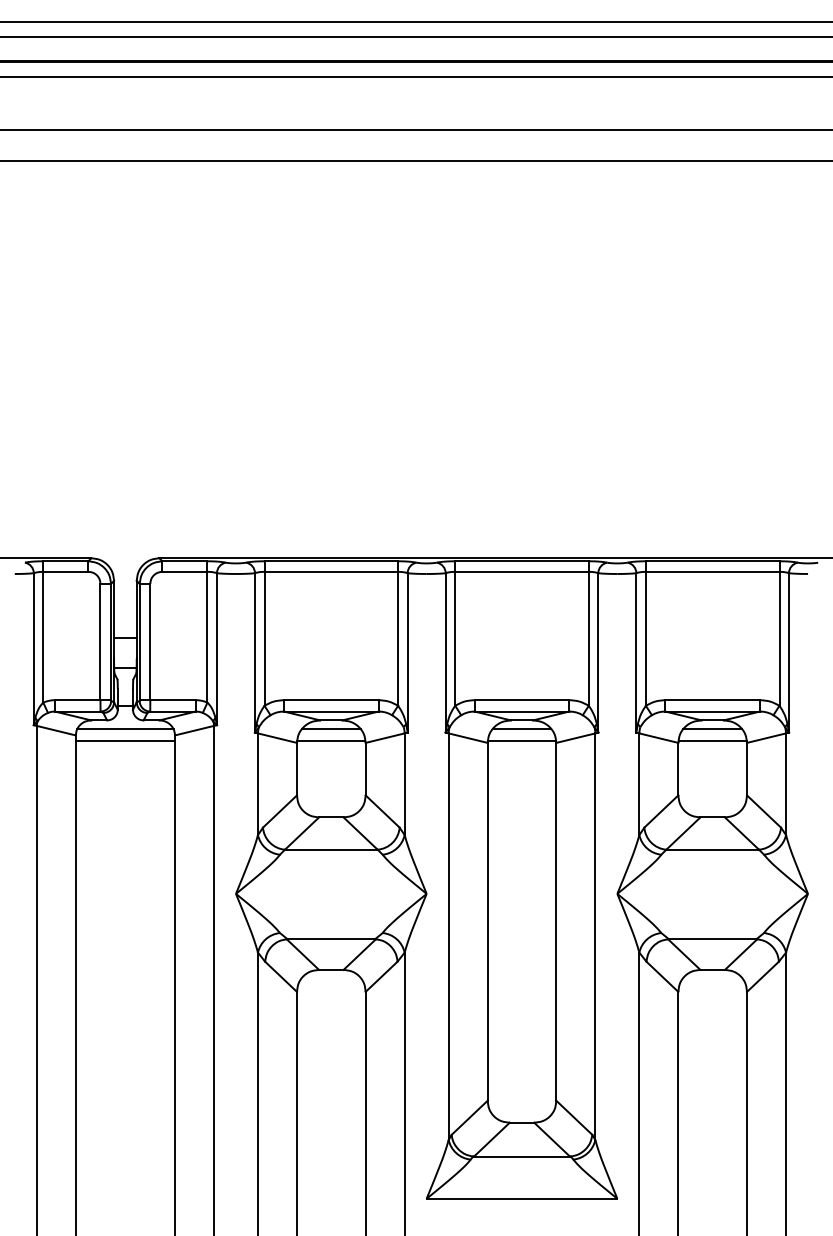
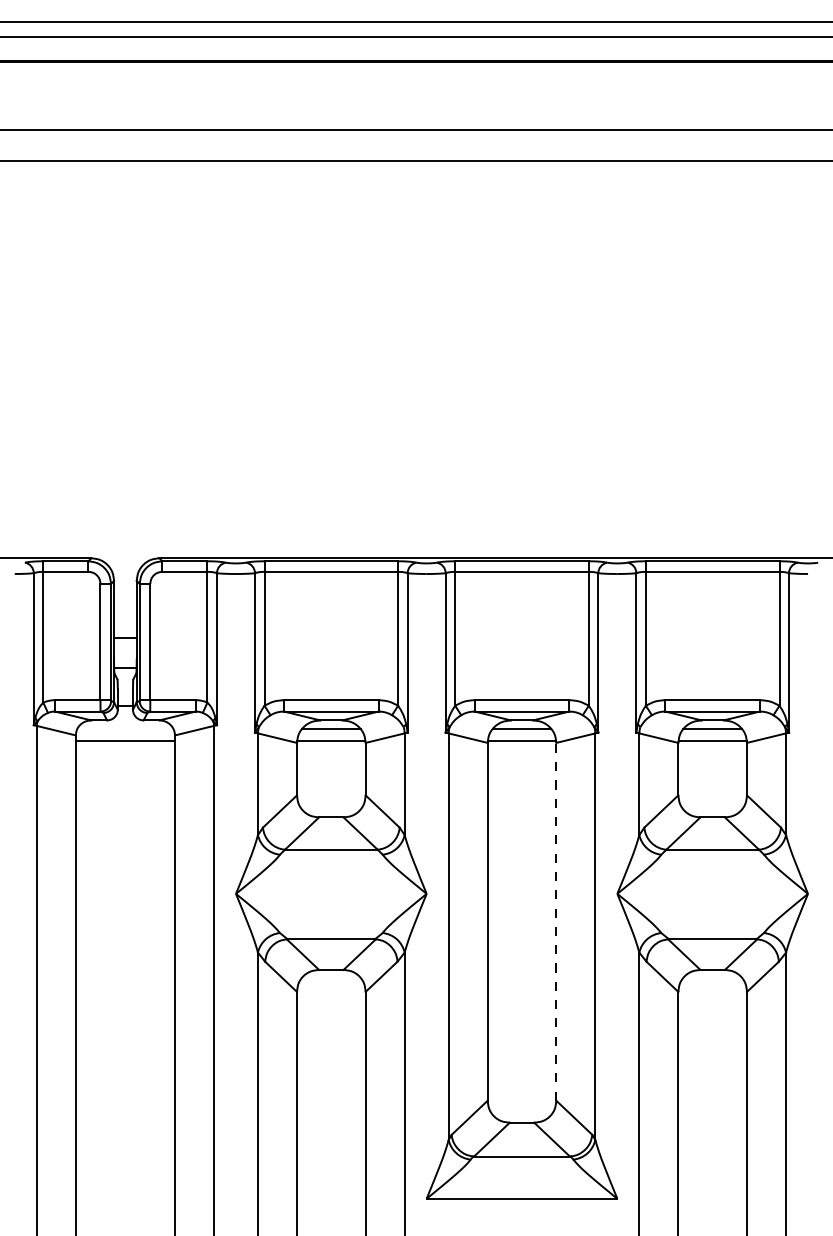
line: present -> none (415, 76)
line: present -> none (125, 729)
line: solid -> dashed (556, 921)
